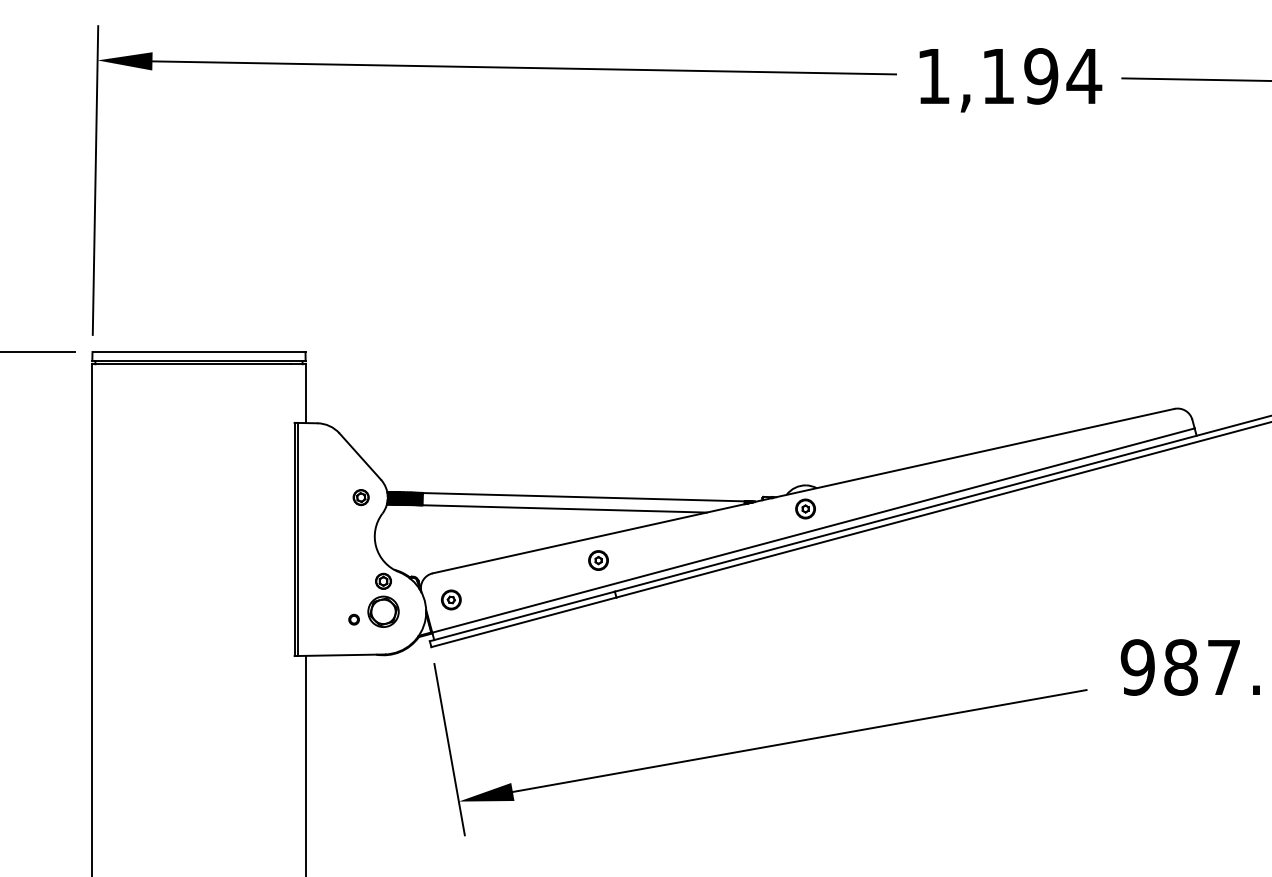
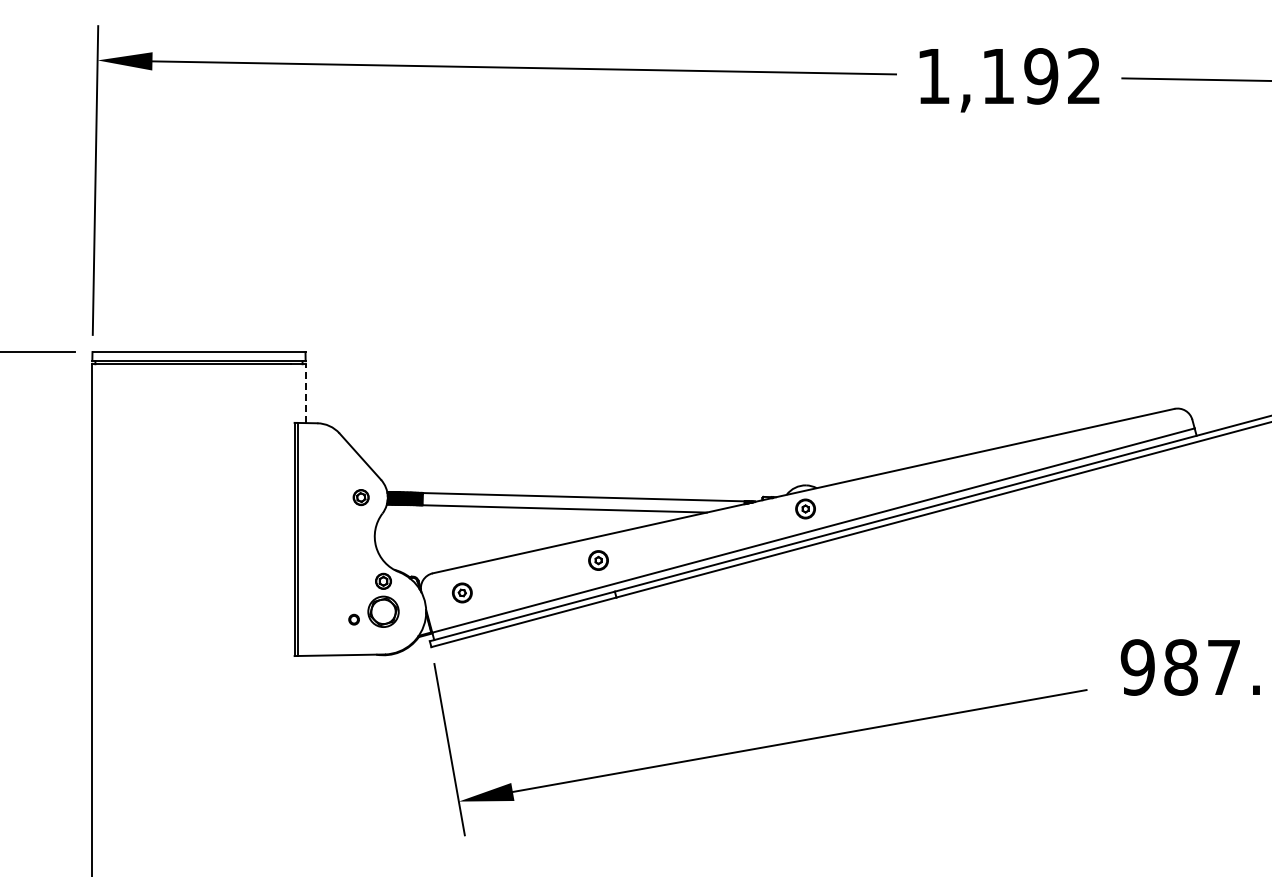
text: 1,194 -> 1,192 (1084, 75)
line: solid -> dashed (305, 393)
part position: (451, 599) -> (462, 592) (462, 592)
line: present -> none (305, 764)
